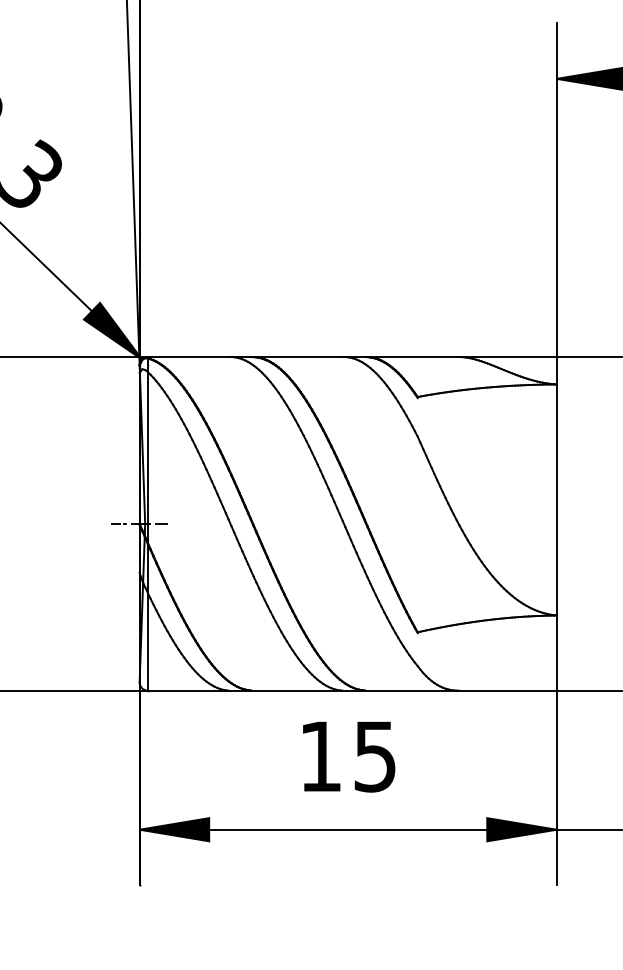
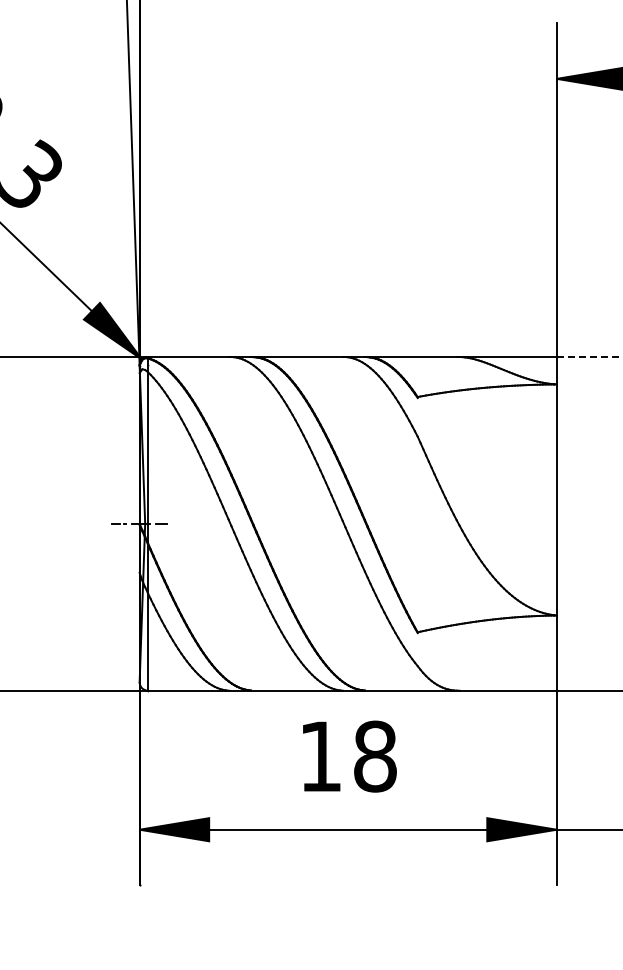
line: solid -> dashed (589, 356)
text: 15 -> 18 (375, 756)
